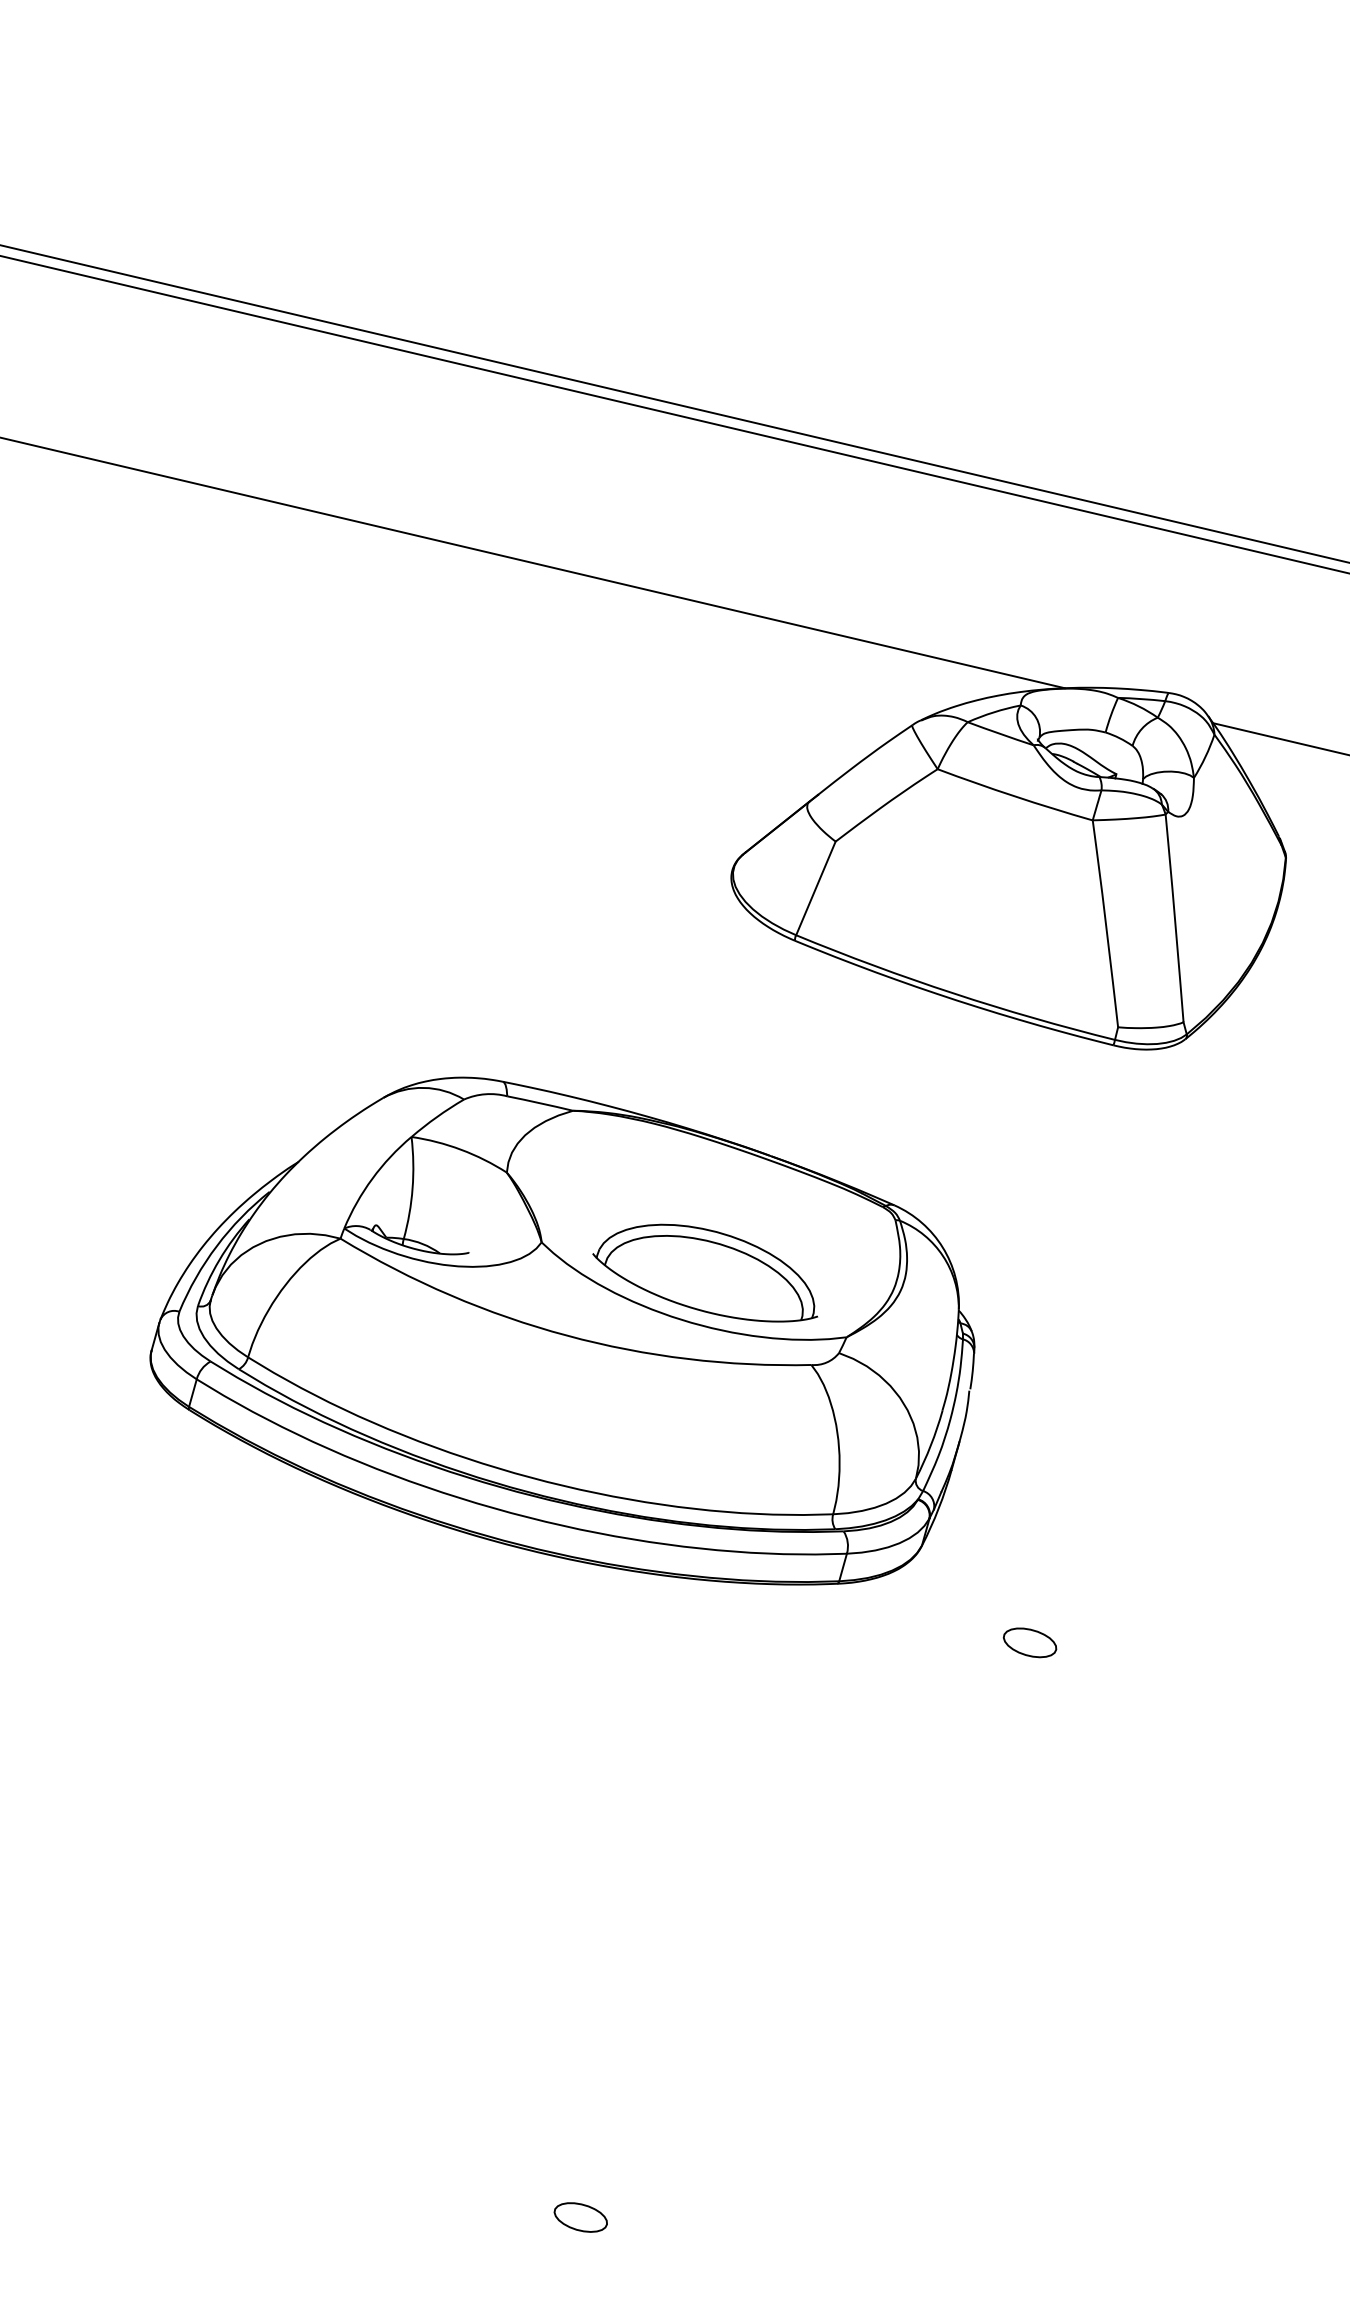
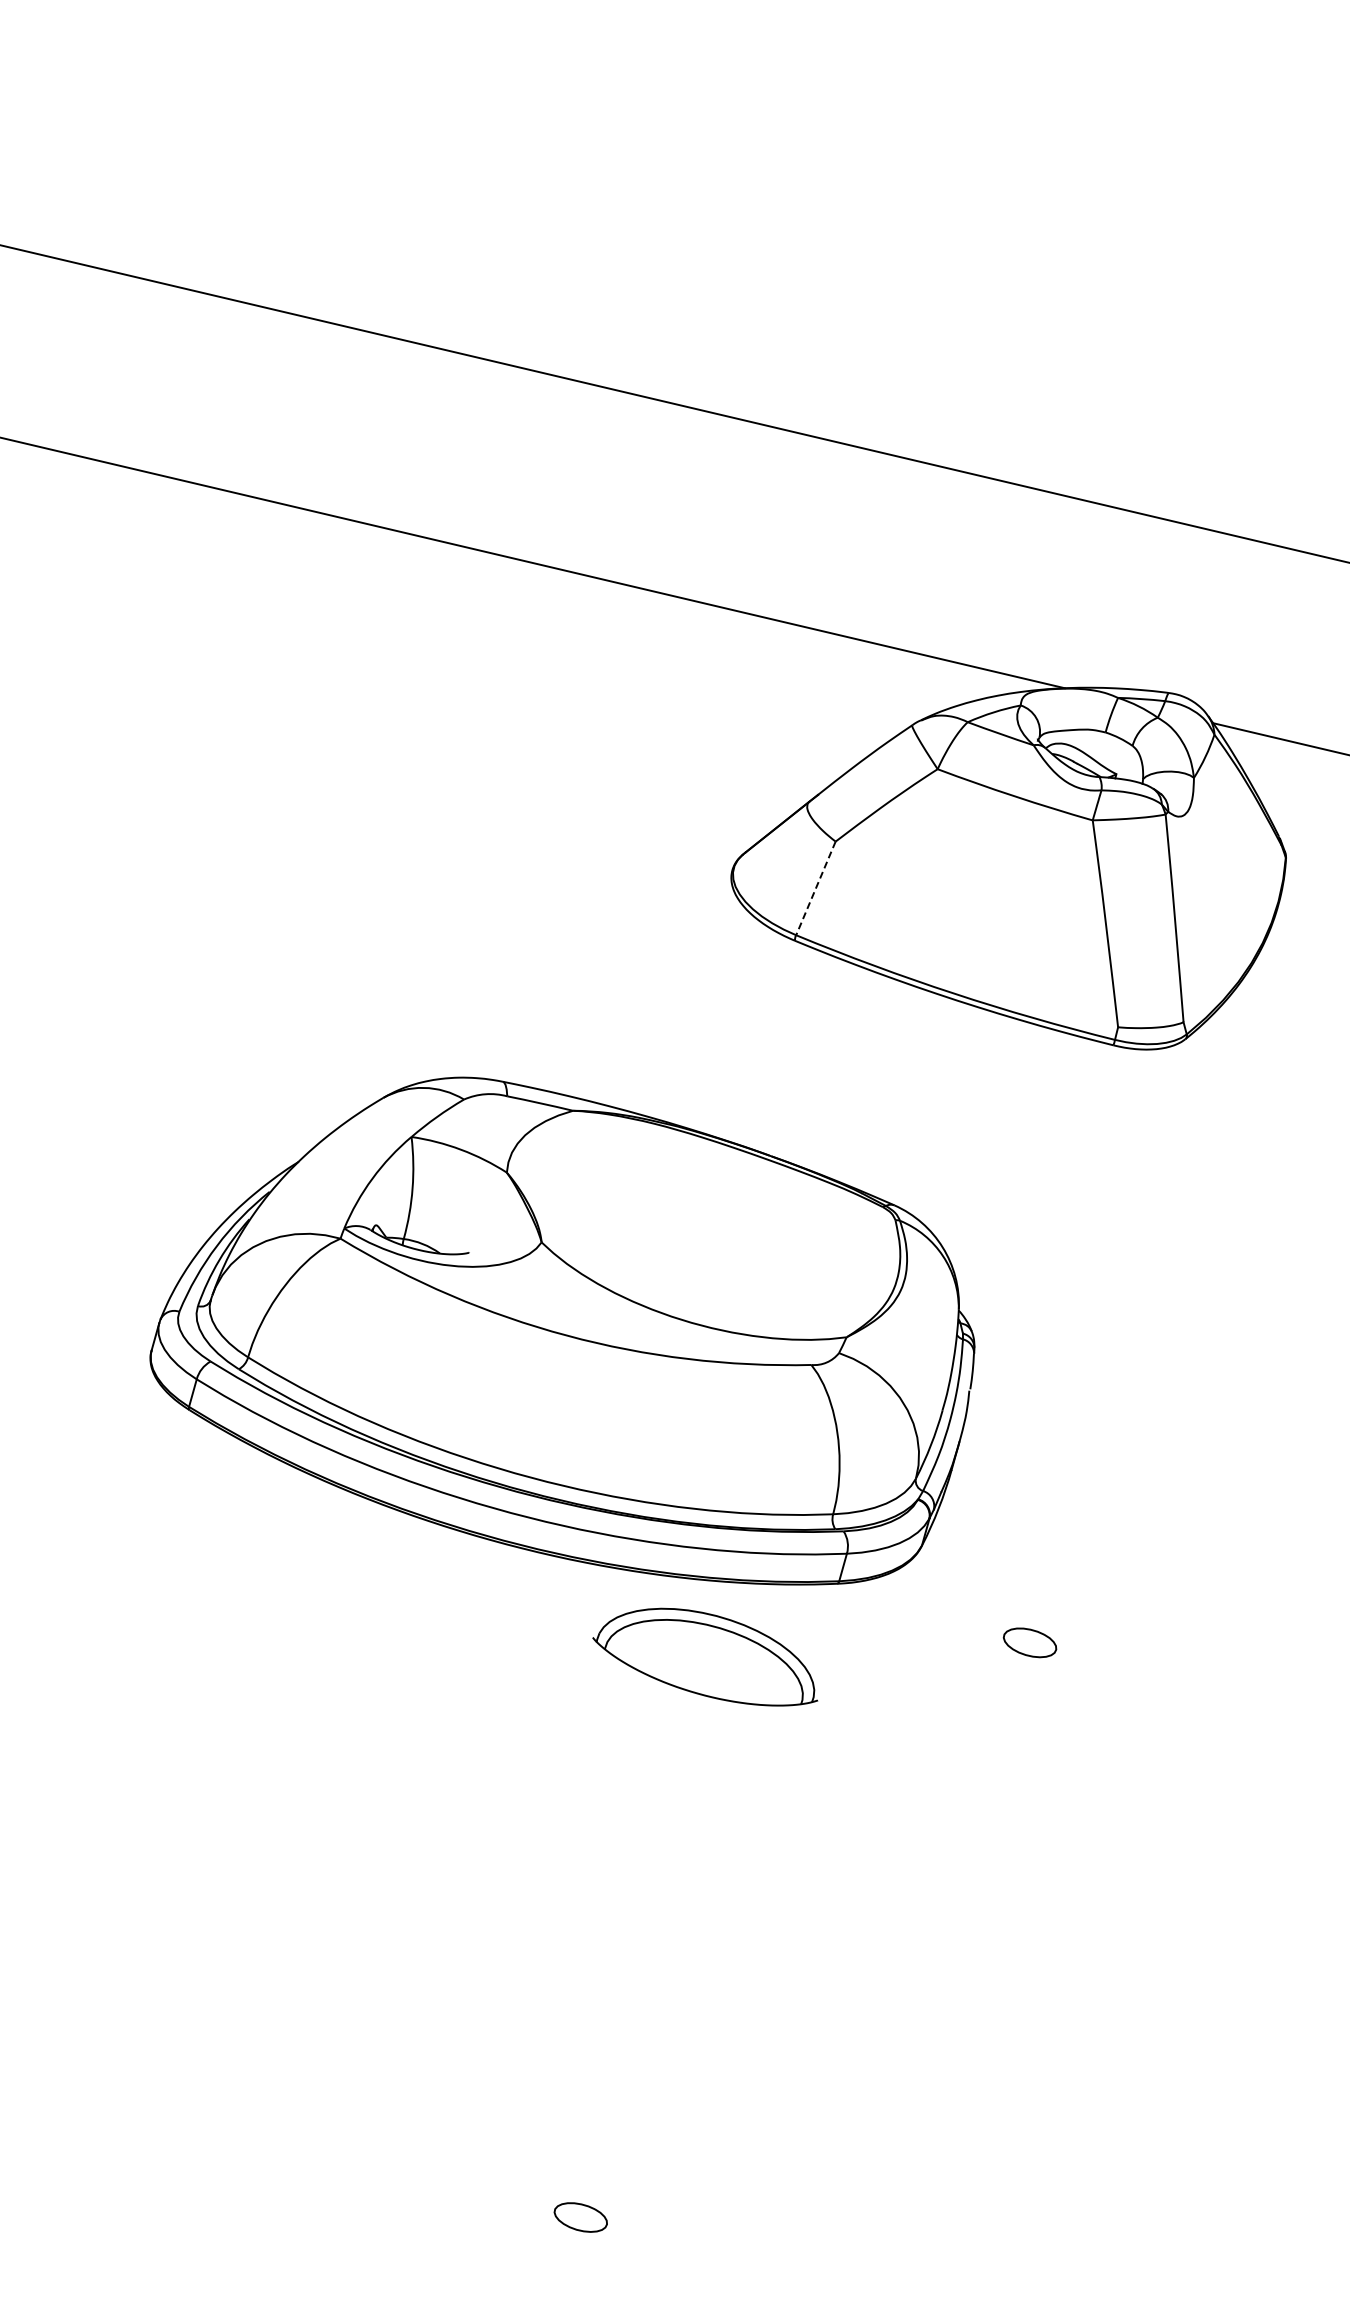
line: present -> none (674, 414)
line: solid -> dashed (815, 888)
part position: (705, 1272) -> (705, 1656) (705, 1656)
